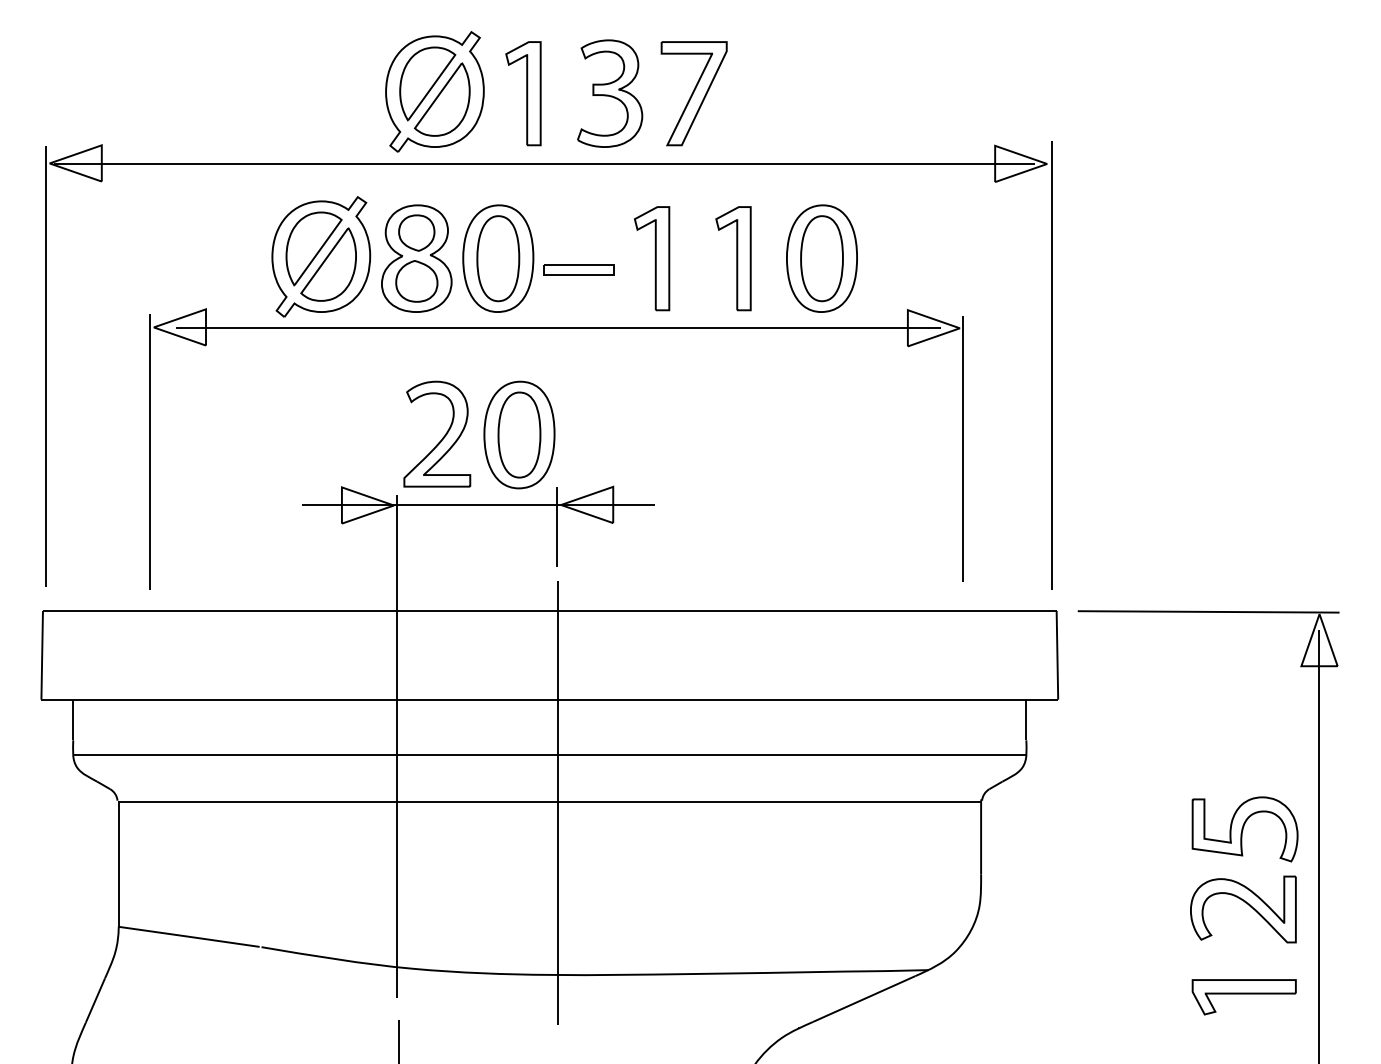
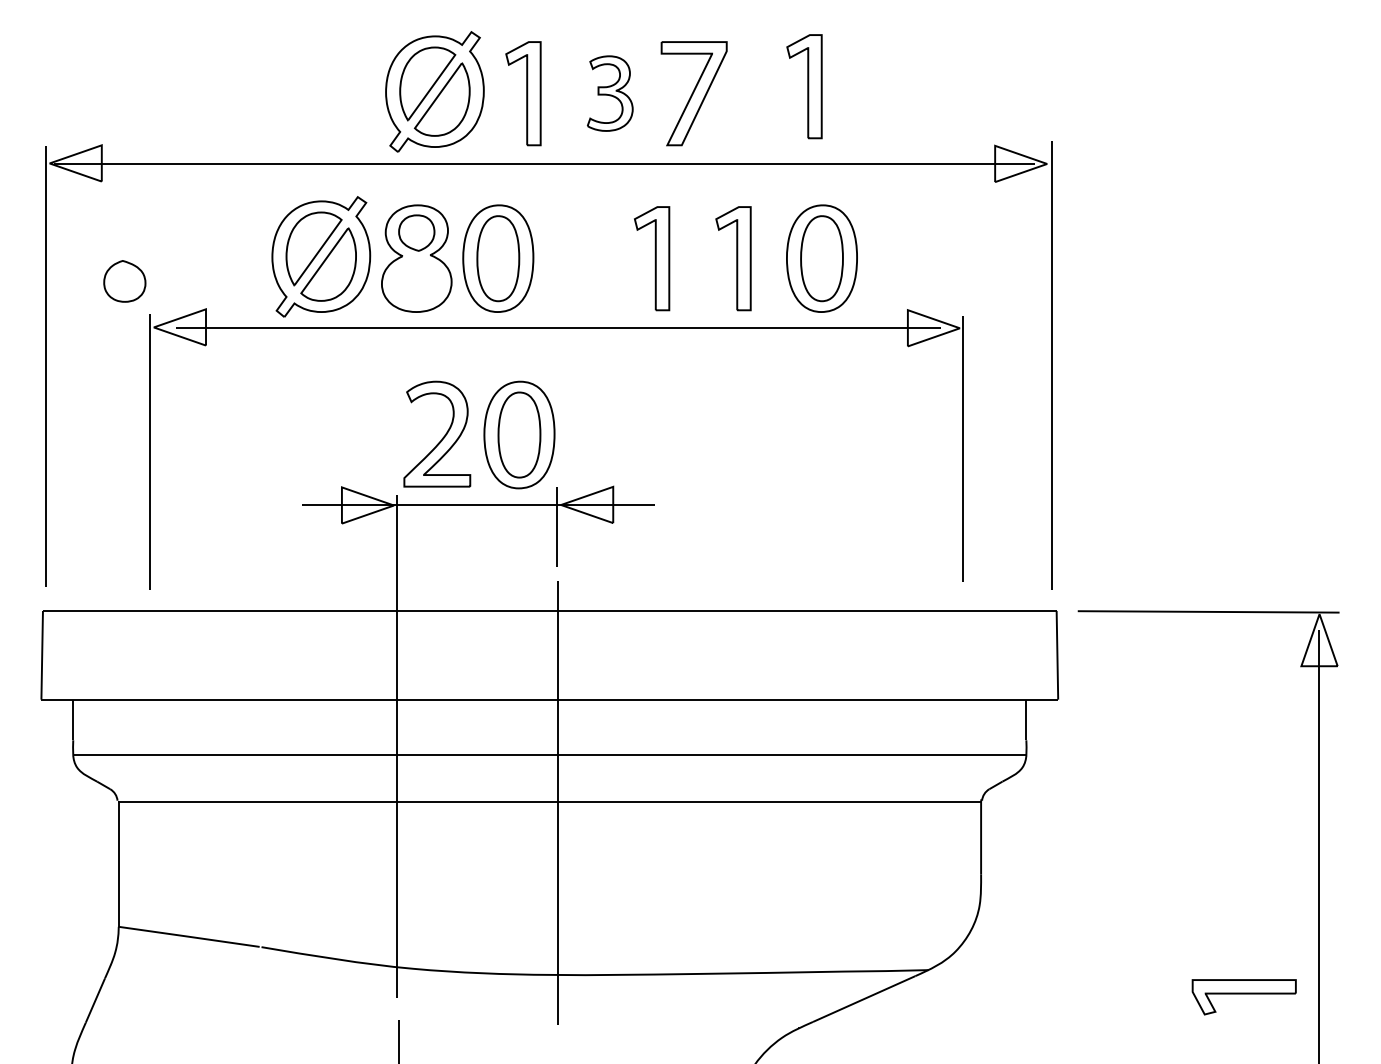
part: none -> present (804, 86)
part size: 67x109 px -> 47x77 px (610, 93)
part: present -> none (578, 269)
part position: (416, 281) -> (124, 281) (124, 281)
part: present -> none (1244, 829)
part: present -> none (1245, 903)
